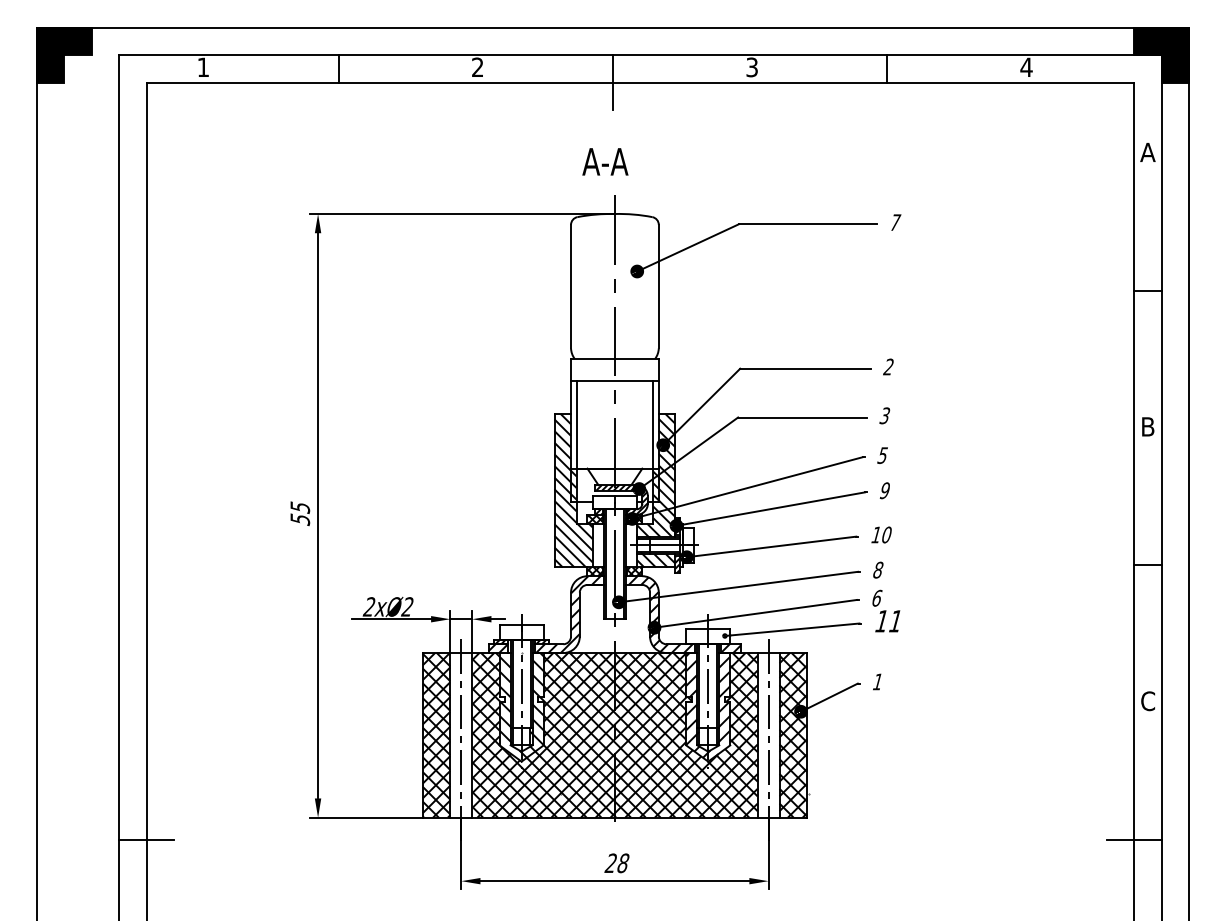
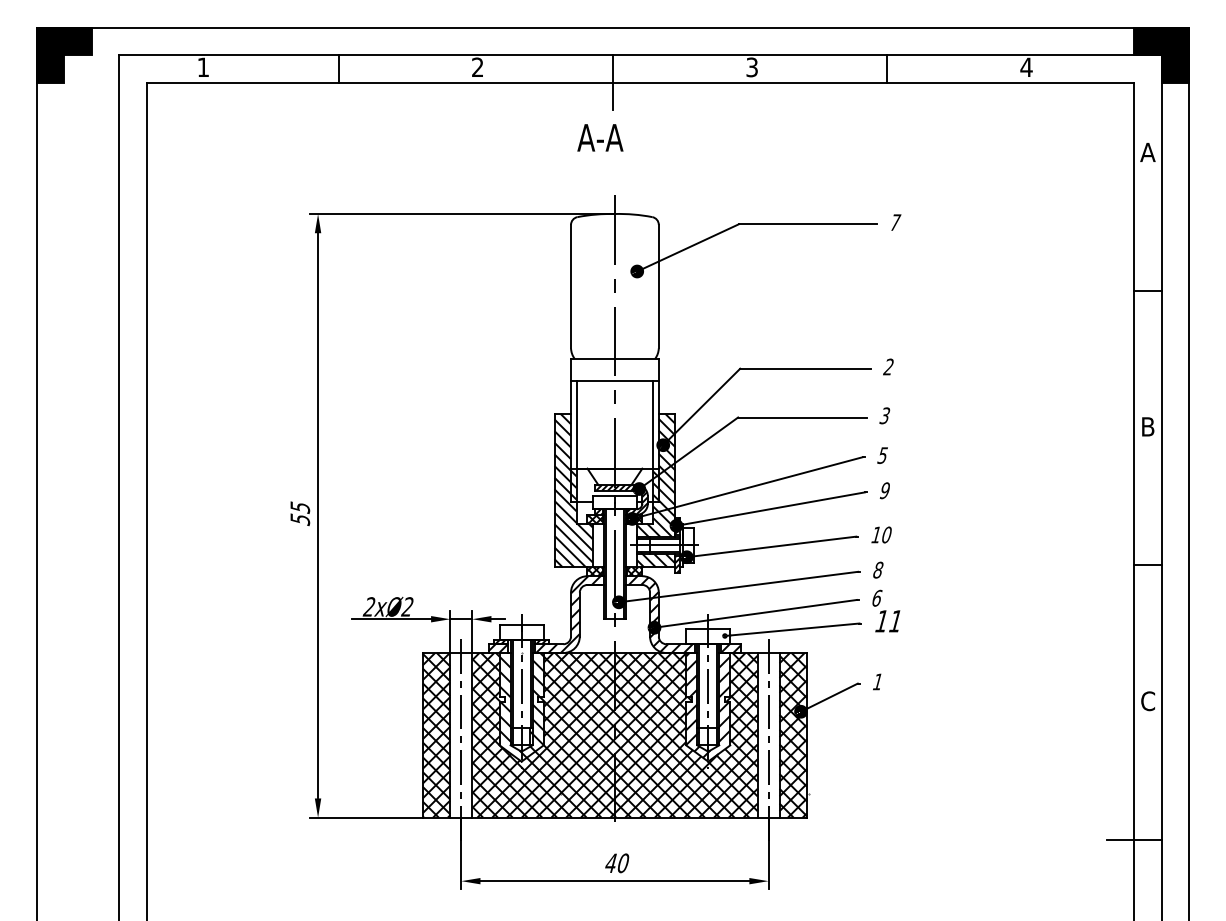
text position: (605, 161) -> (600, 137) (600, 137)
line: present -> none (146, 839)
text: 28 -> 40 (616, 862)
